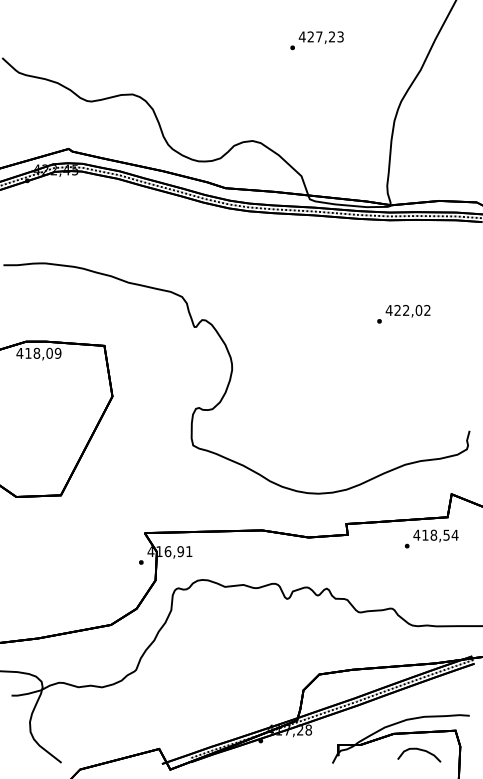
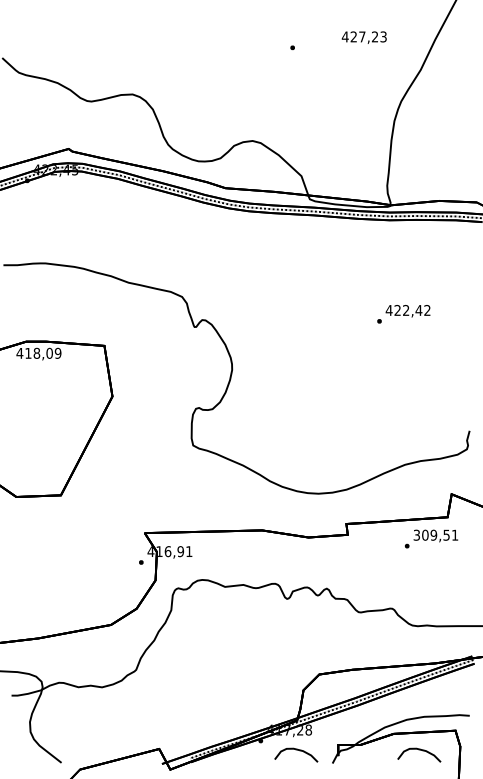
text position: (320, 37) -> (363, 37) (363, 37)
text: 422,02 -> 422,42 (418, 310)
text: 418,54 -> 309,51 (435, 534)
curve: none -> present (296, 750)
